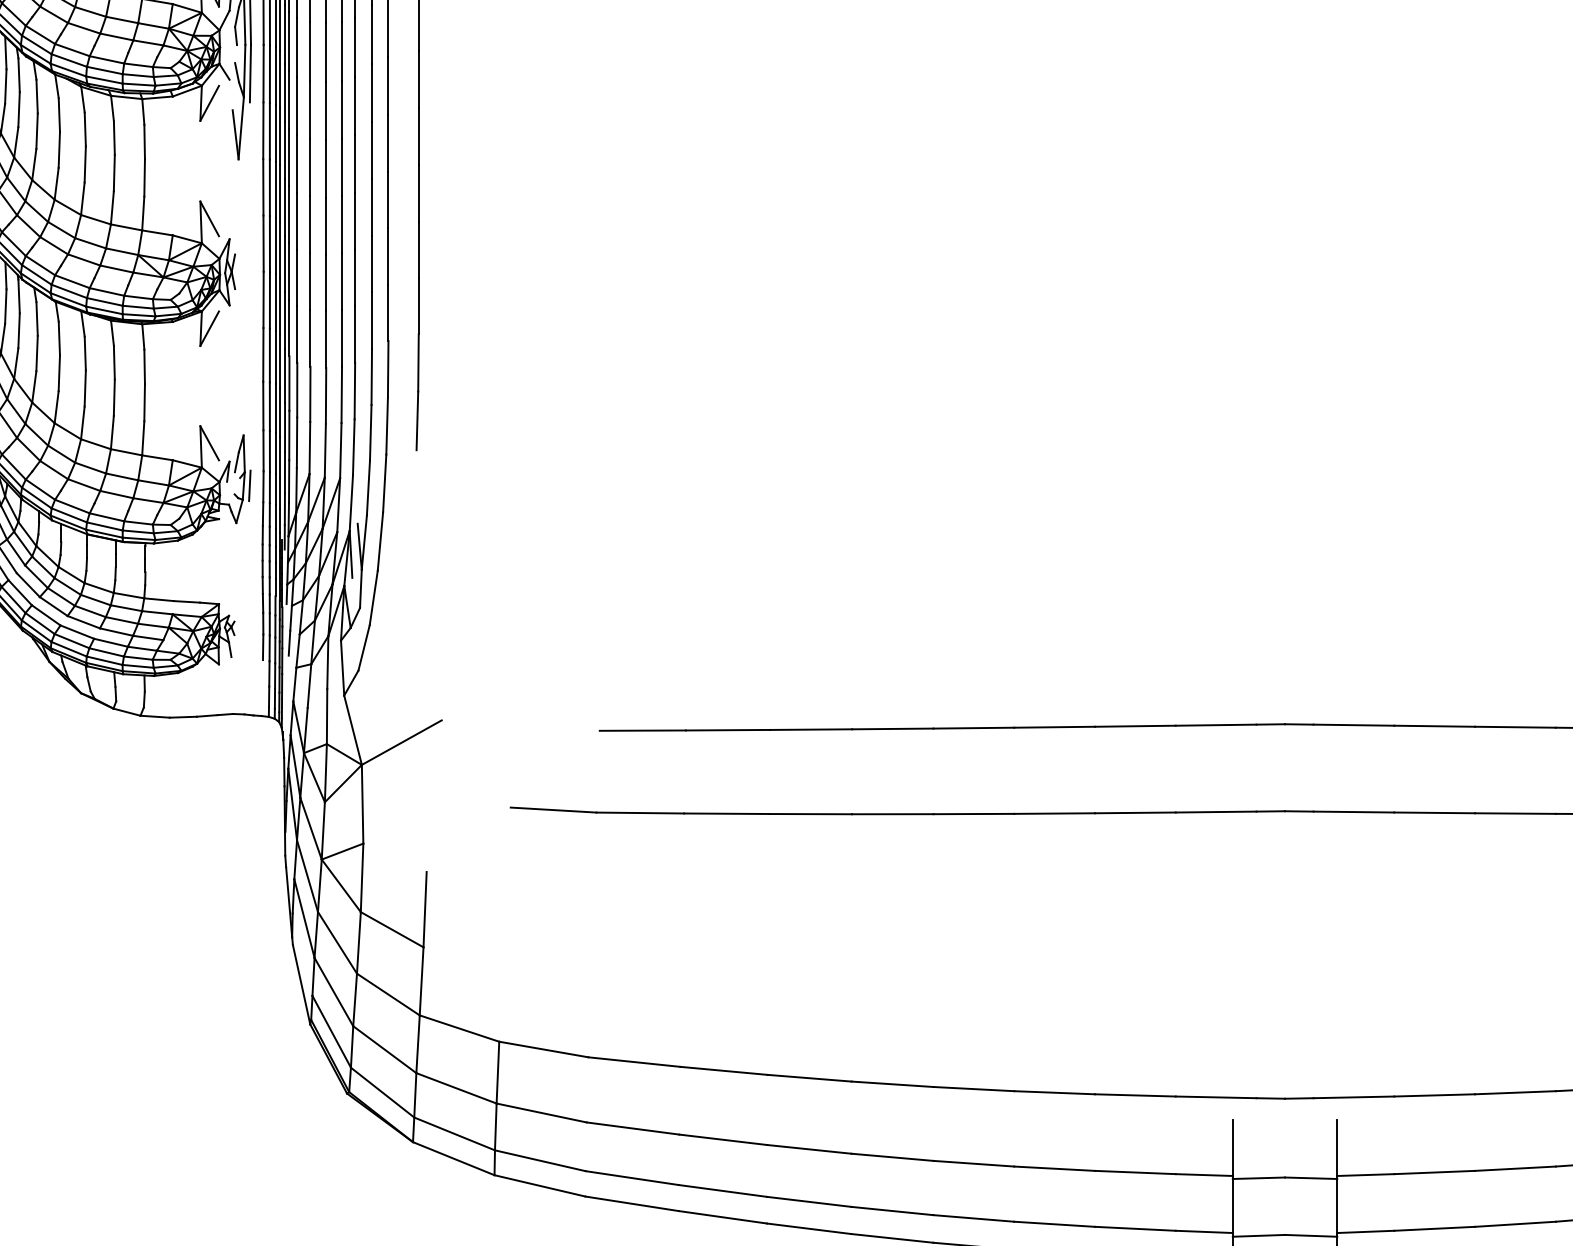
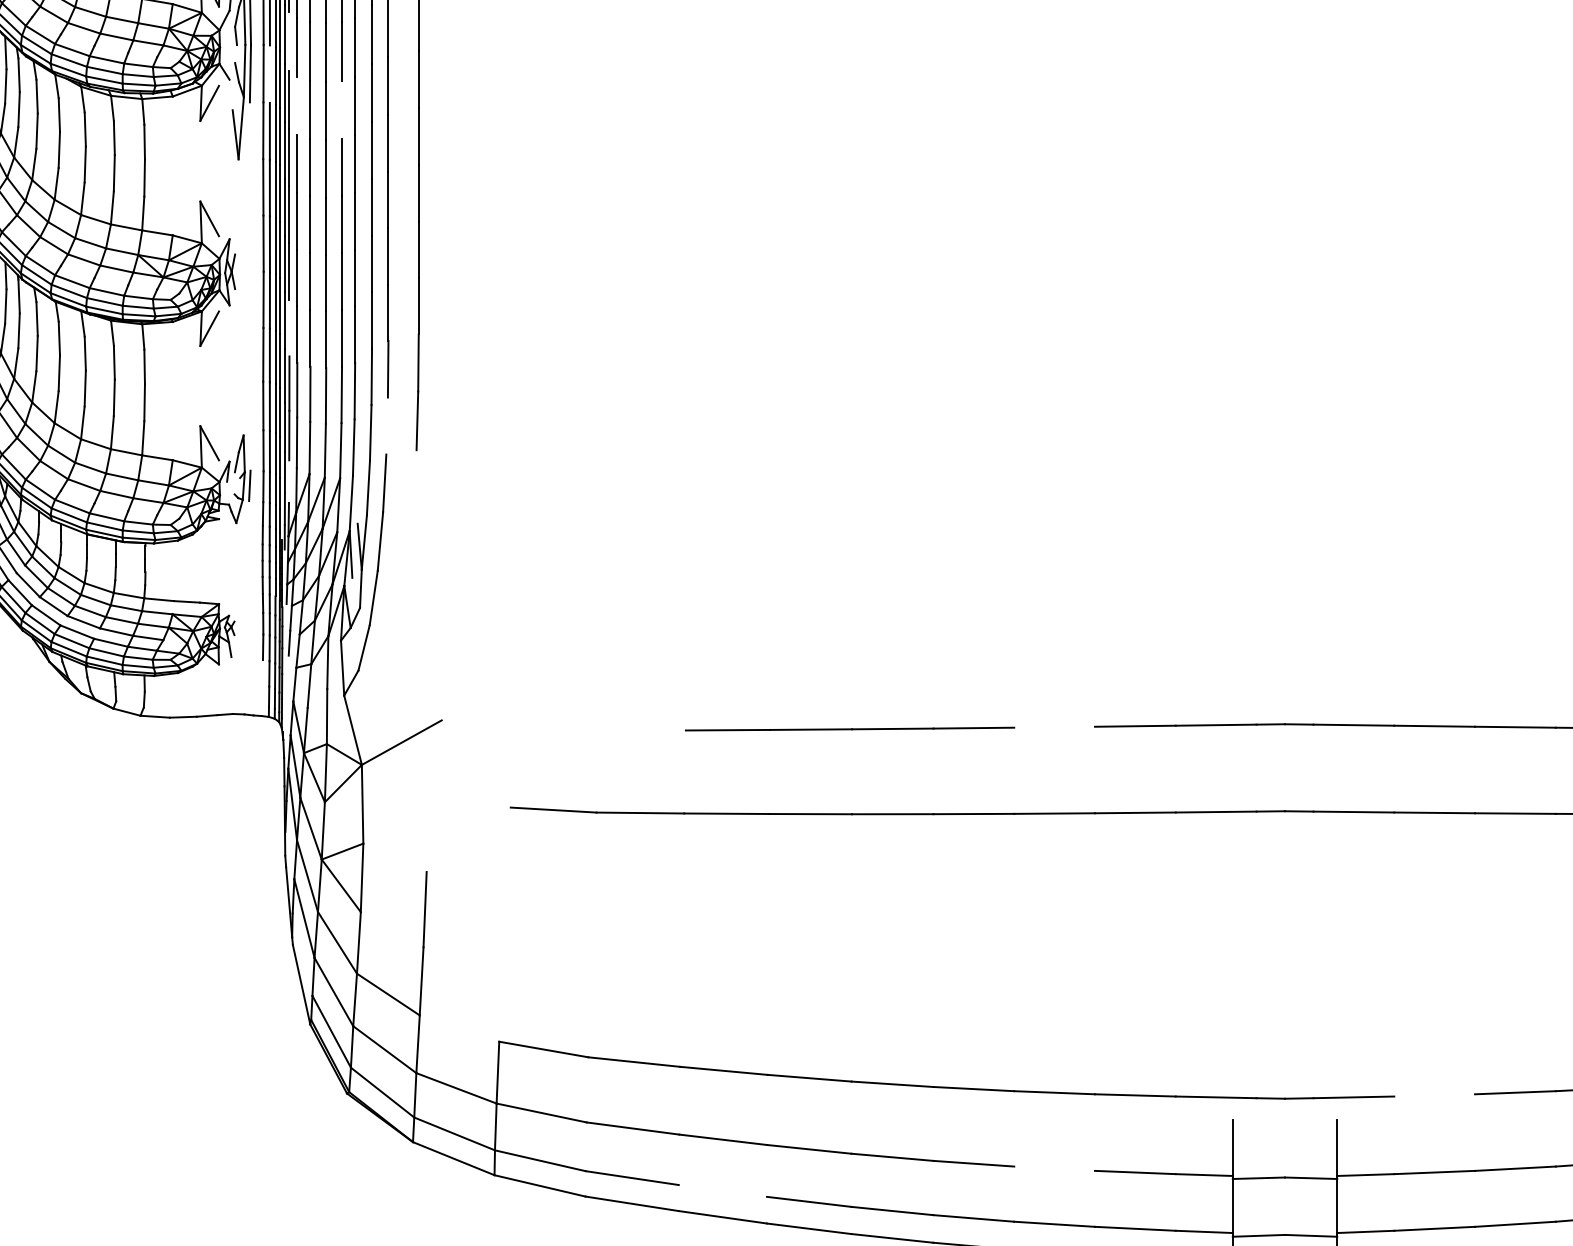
line: present -> none (289, 41)
line: present -> none (269, 73)
line: present -> none (297, 106)
line: present -> none (342, 109)
line: present -> none (289, 327)
line: present -> none (386, 425)
line: present -> none (289, 481)
line: present -> none (1054, 726)
line: present -> none (642, 730)
line: present -> none (391, 929)
line: present -> none (459, 1028)
line: present -> none (1434, 1095)
line: present -> none (1054, 1168)
line: present -> none (722, 1190)
